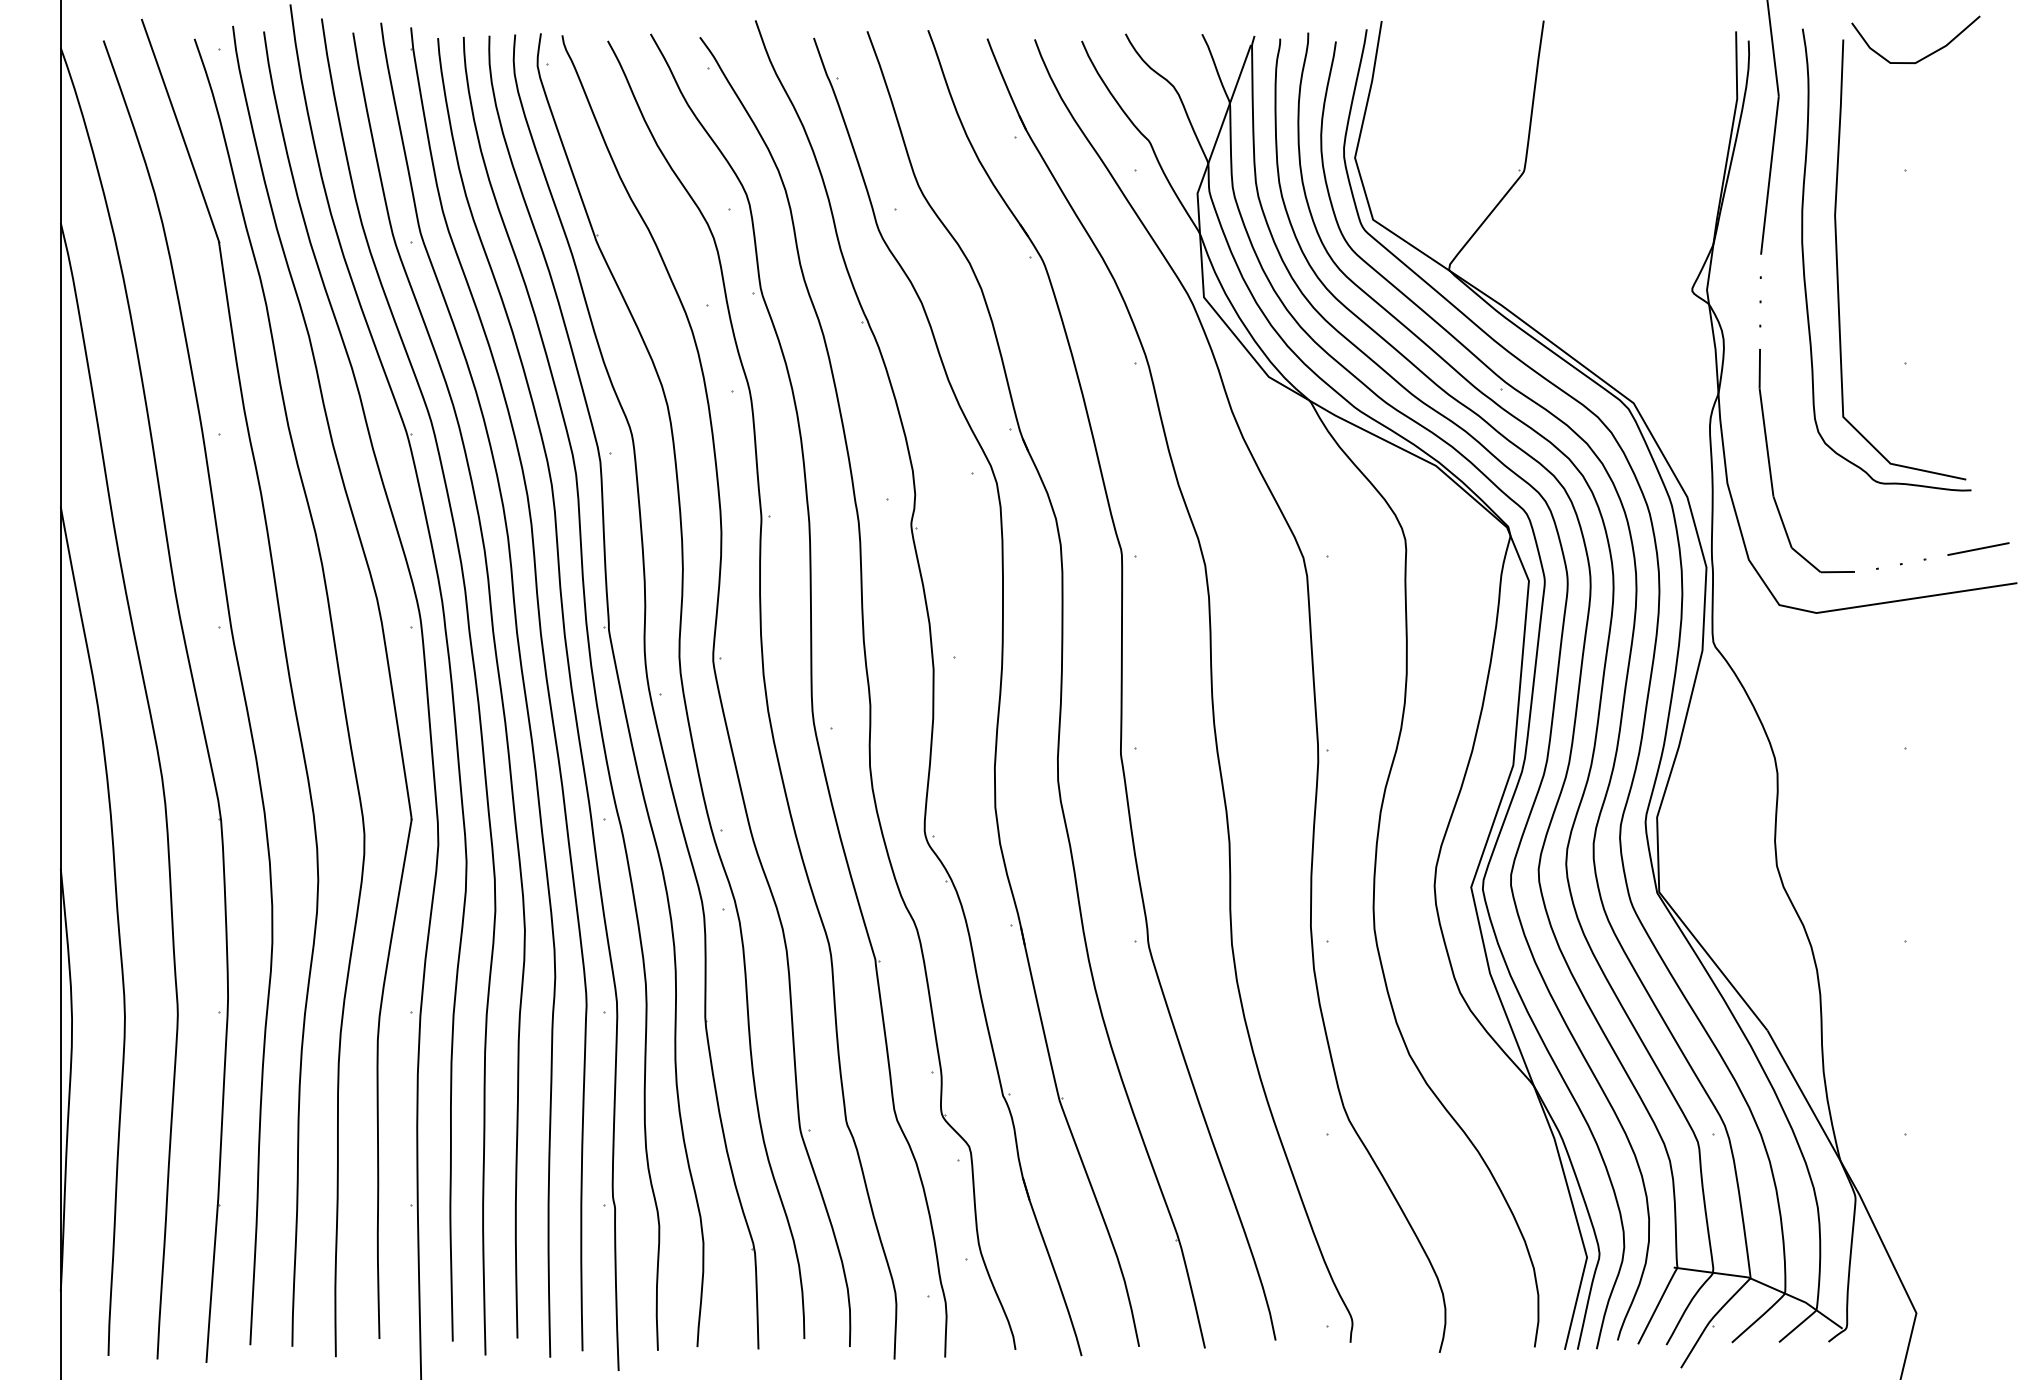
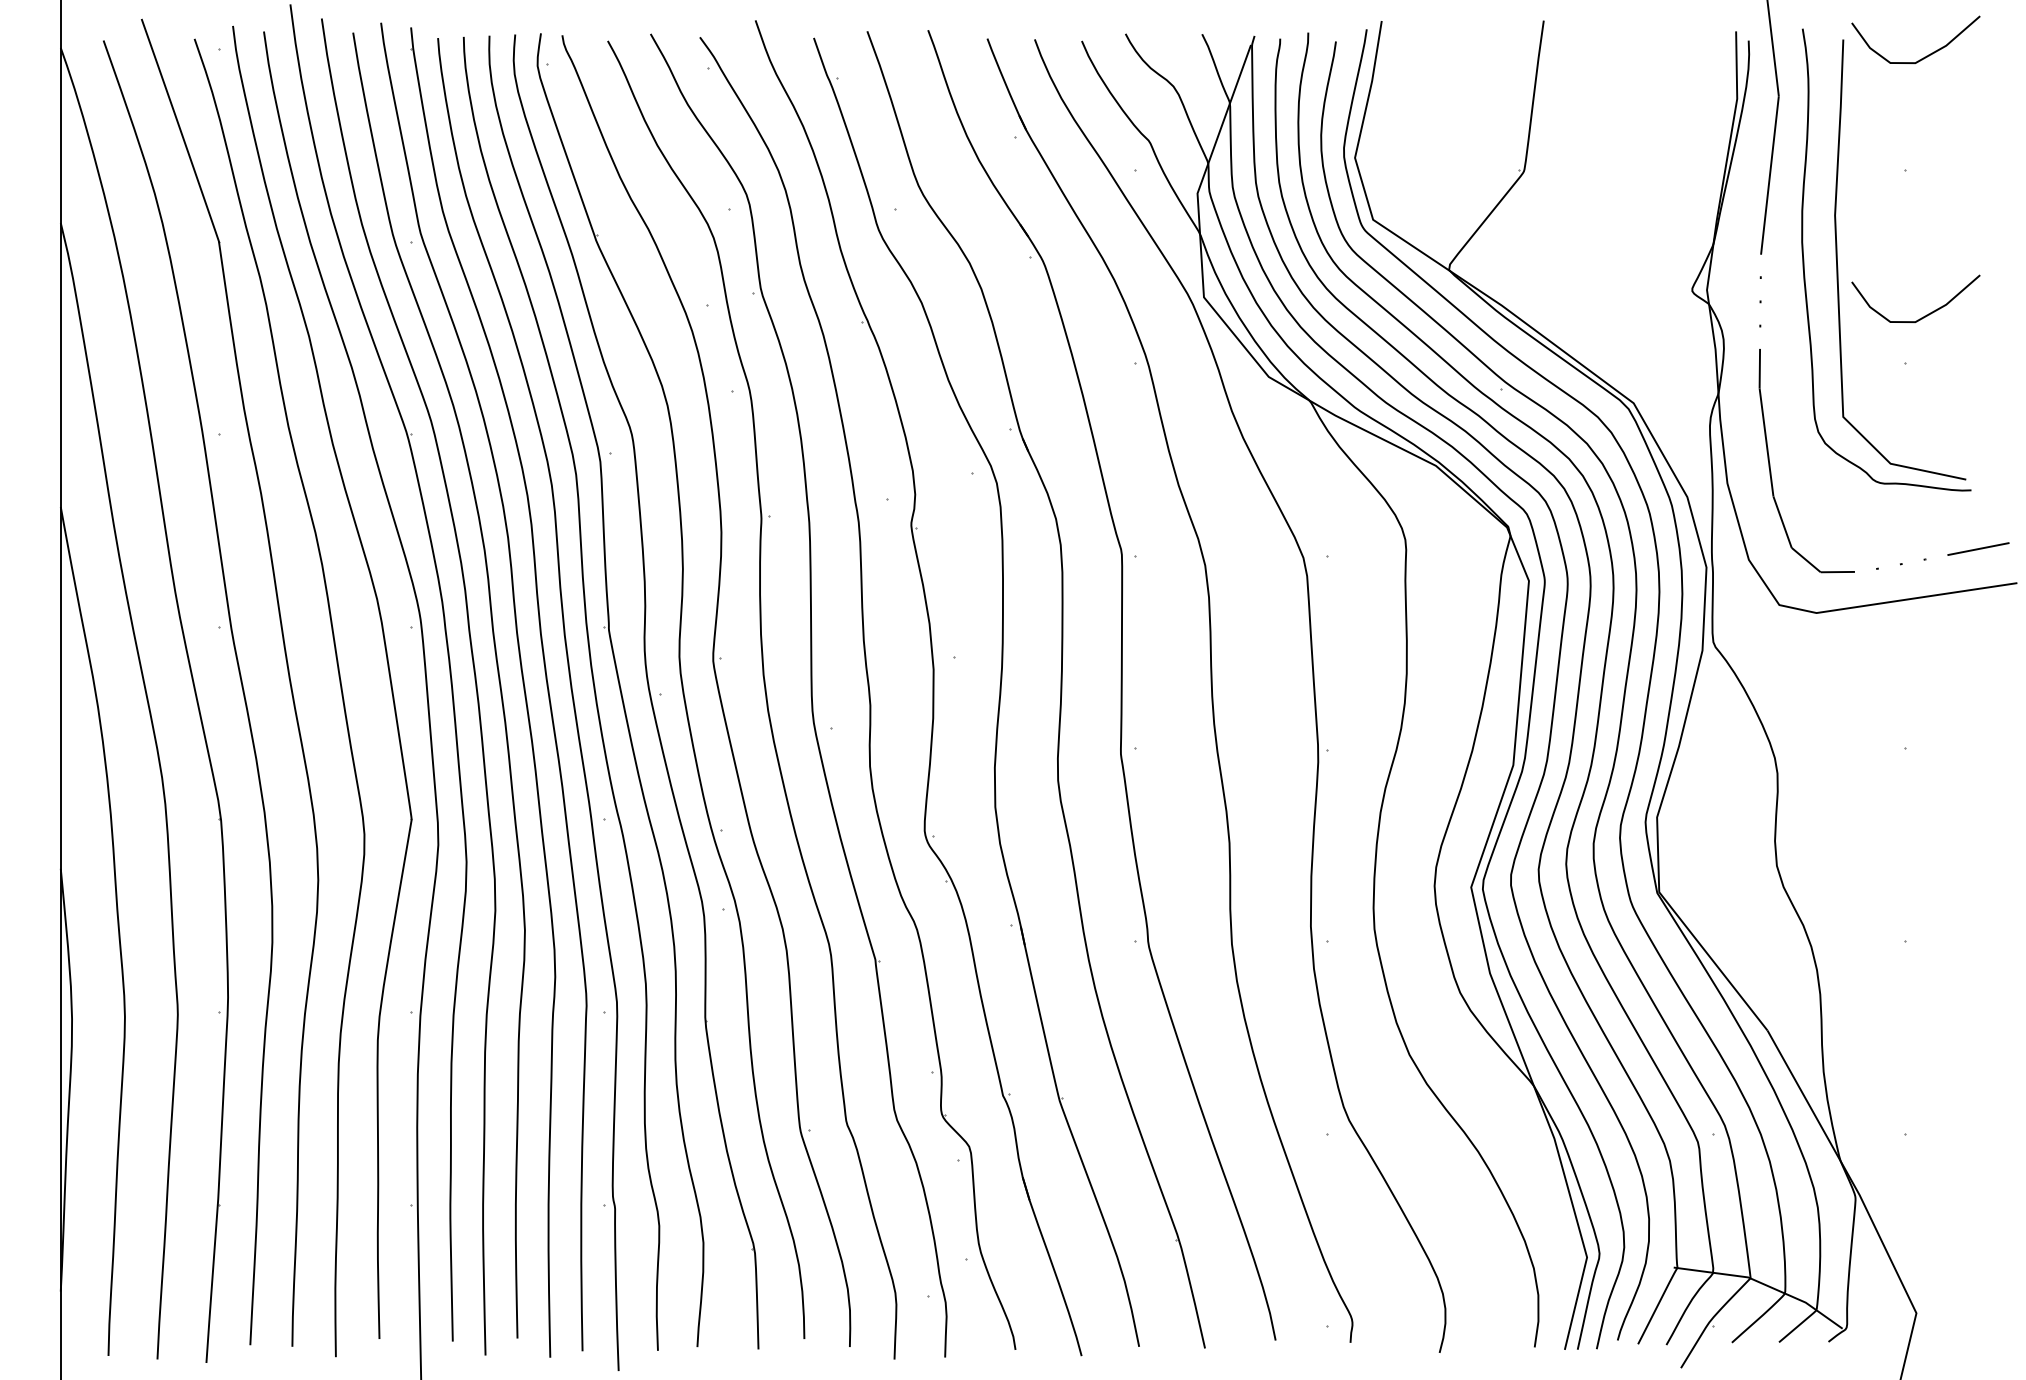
curve: none -> present (1926, 314)
